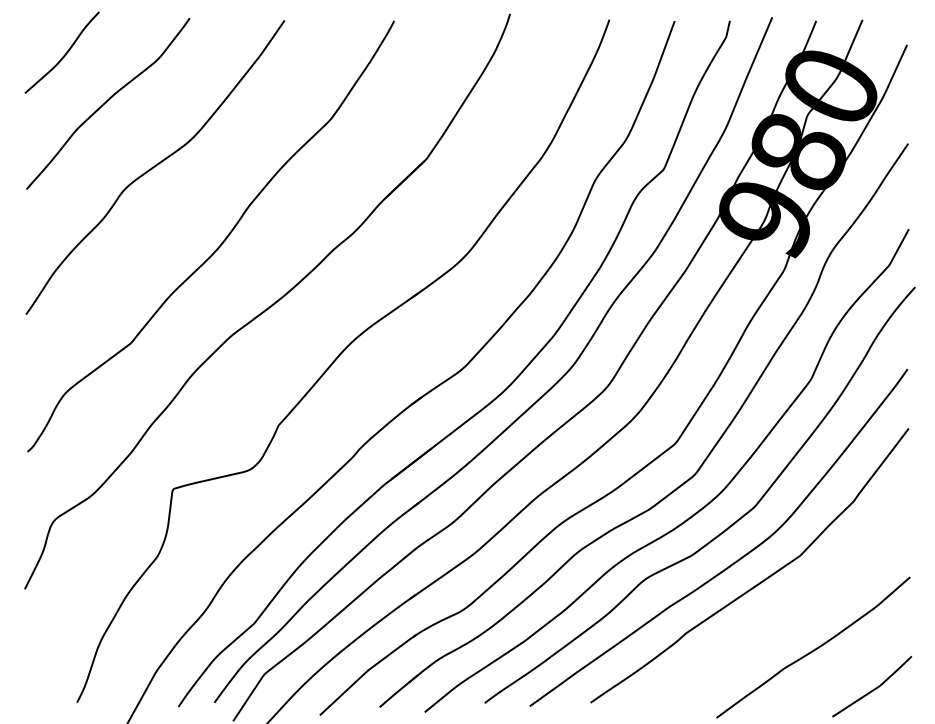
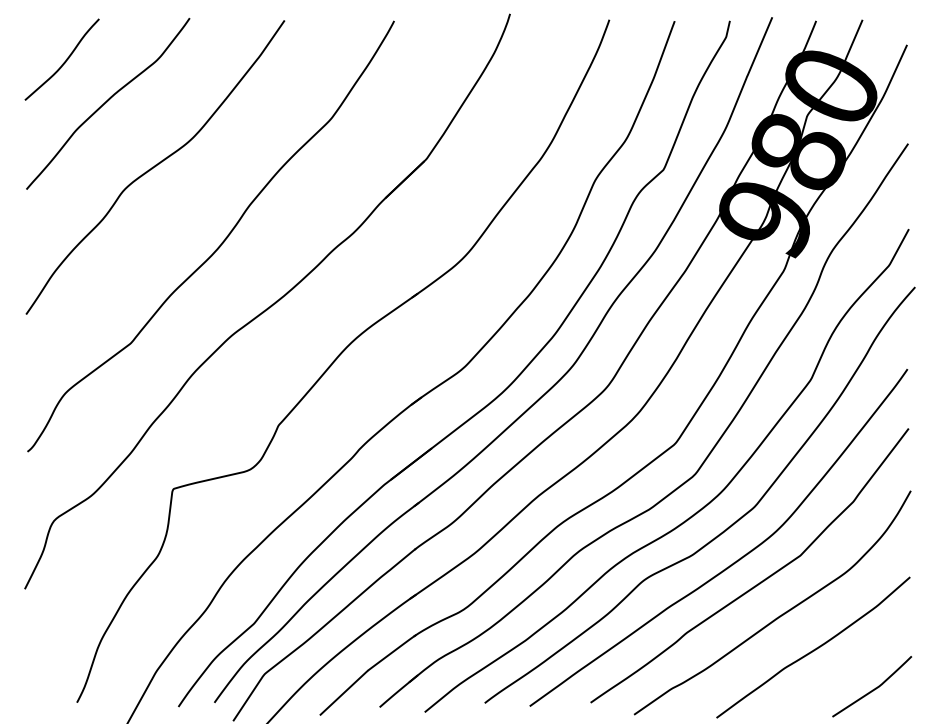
curve position: (64, 54) -> (64, 61) (64, 61)
curve: none -> present (779, 615)
